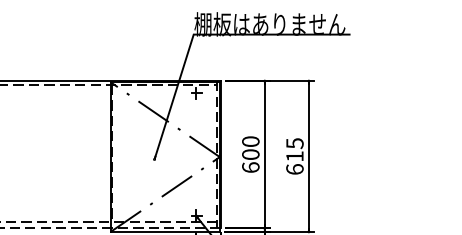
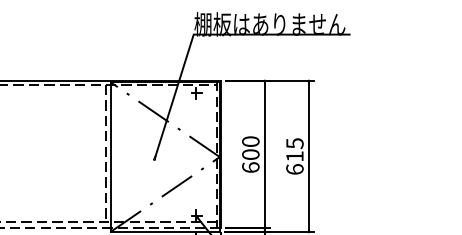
line position: (111, 153) -> (105, 153) (105, 153)
